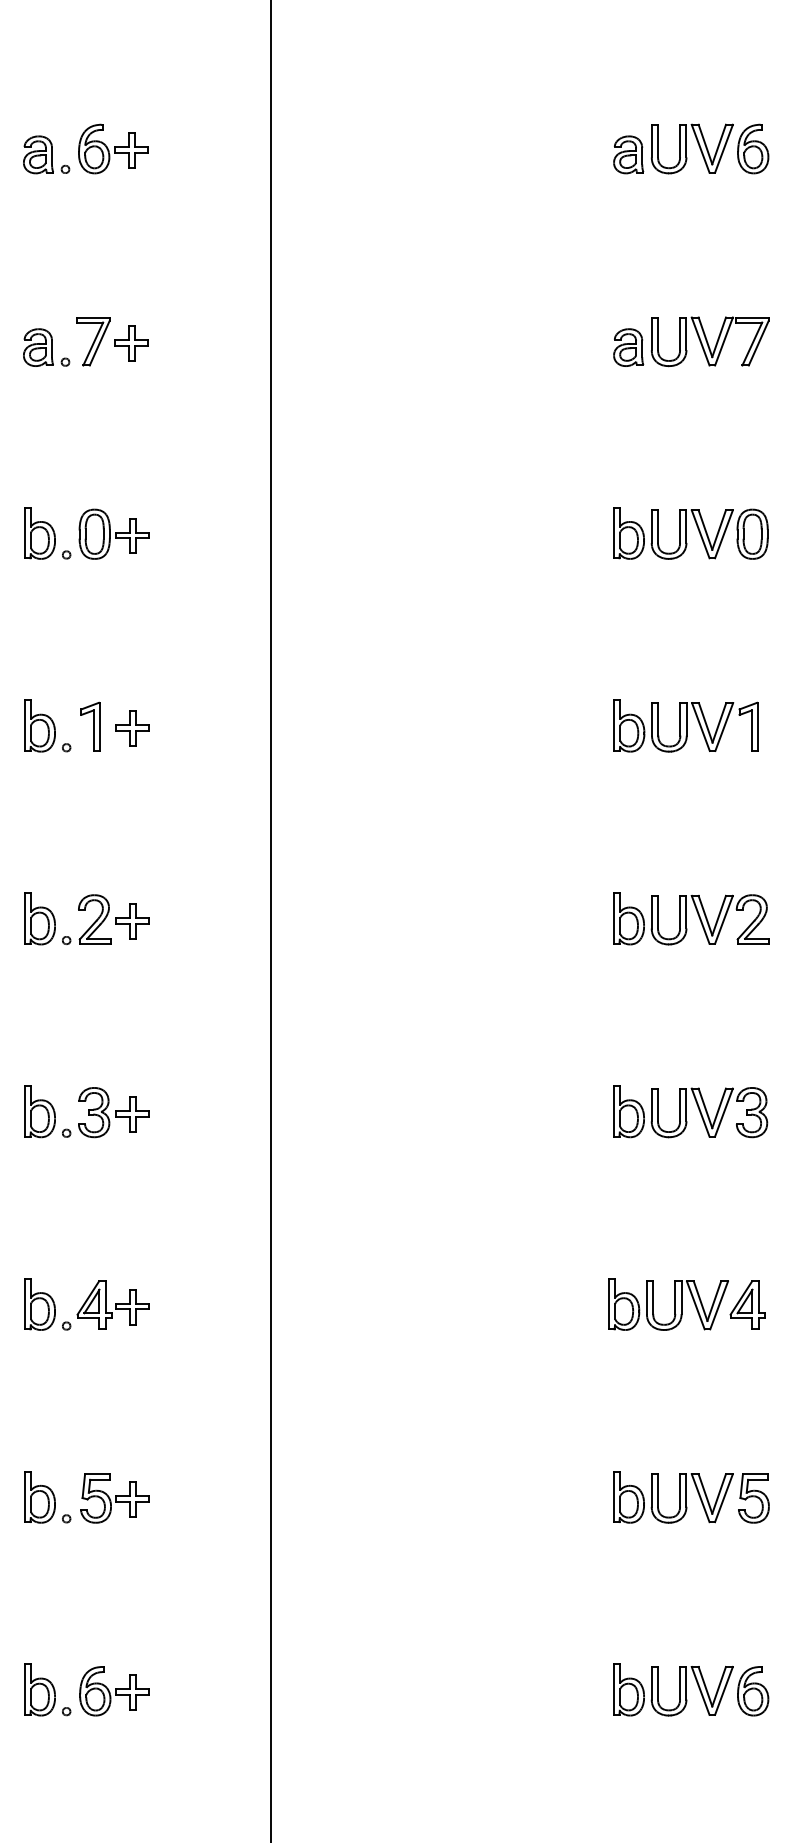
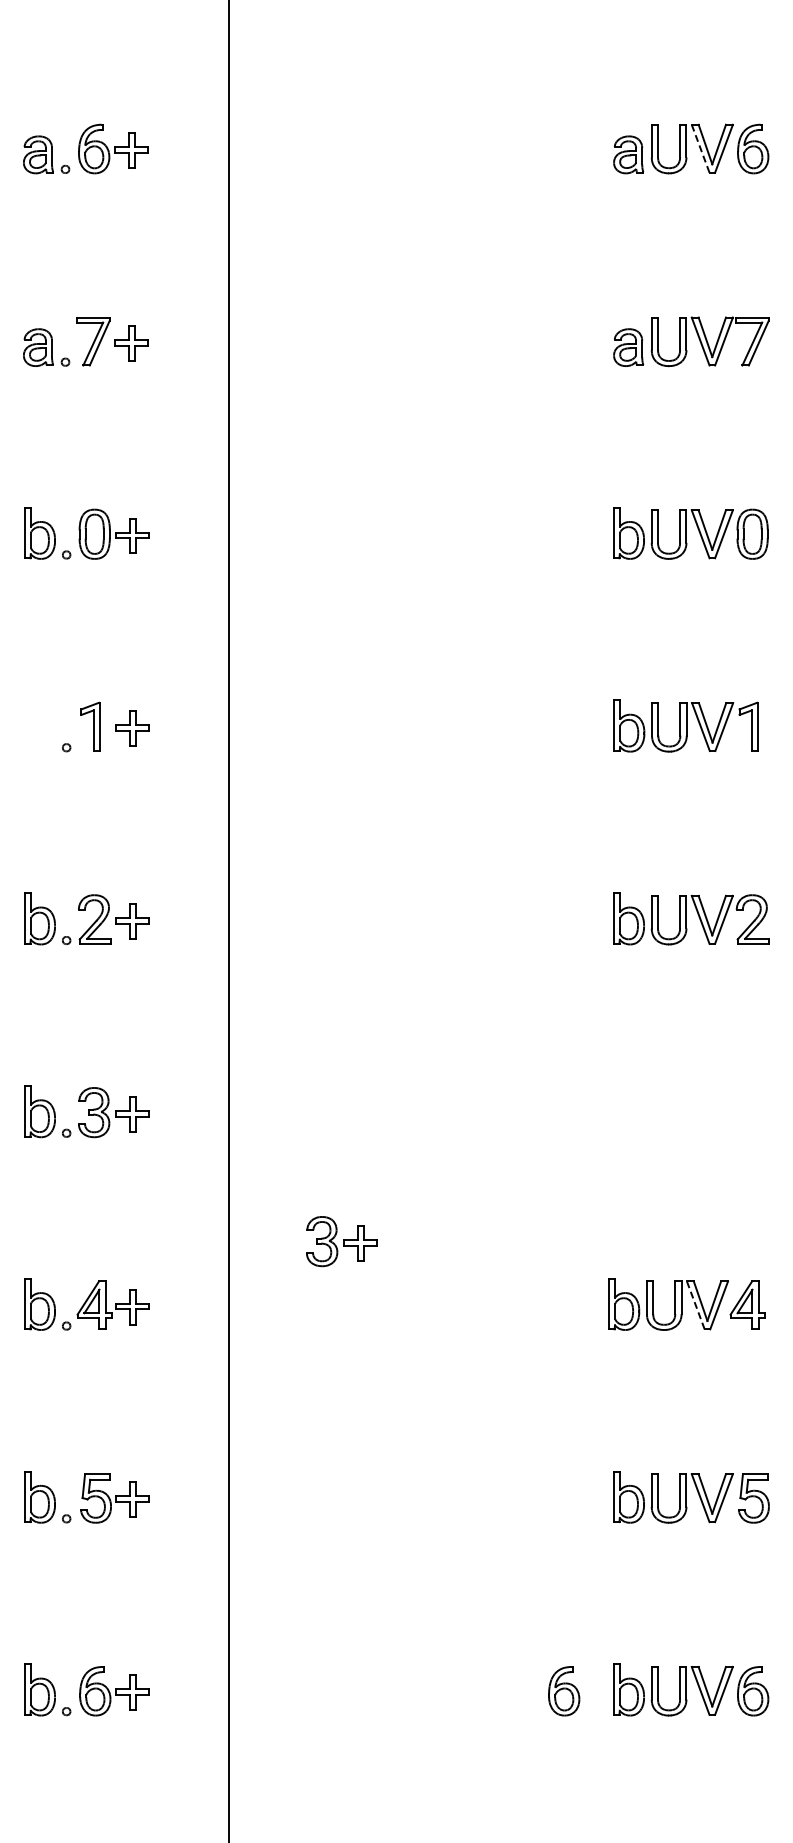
line: solid -> dashed (700, 148)
part: present -> none (39, 725)
line position: (270, 920) -> (228, 920) (228, 920)
part: present -> none (690, 1111)
part: none -> present (341, 1241)
line: solid -> dashed (695, 1305)
part: none -> present (564, 1691)
